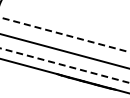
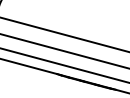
line: dashed -> solid (64, 34)
line: dashed -> solid (64, 65)
